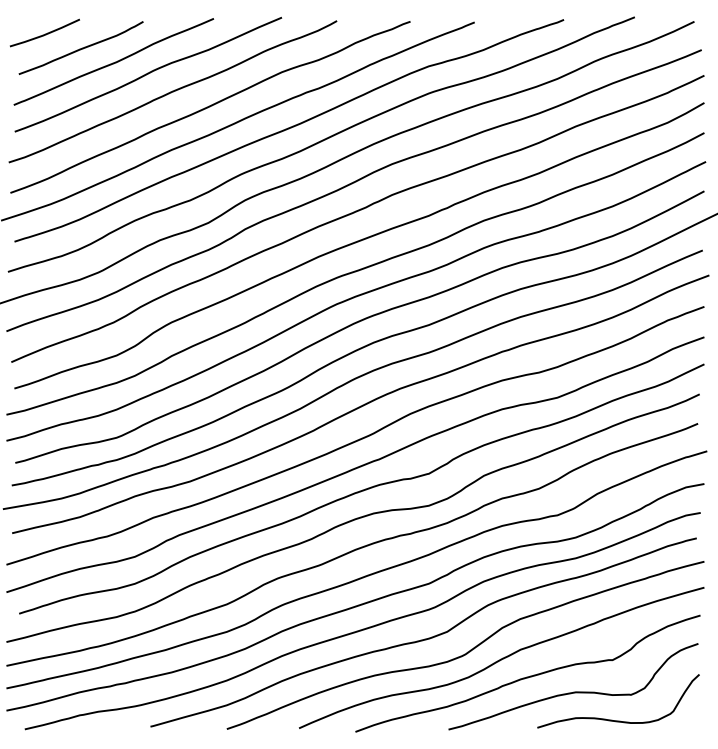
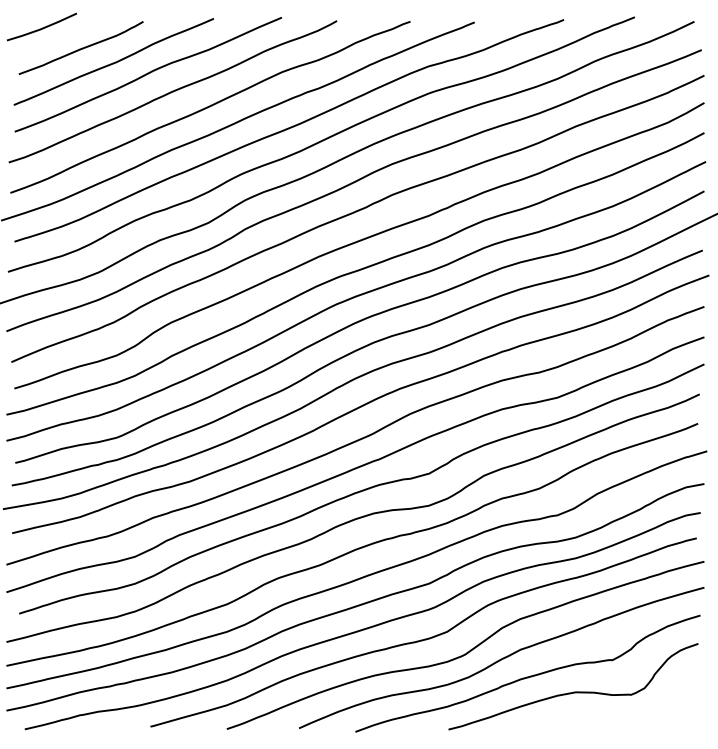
line position: (45, 33) -> (42, 27) (42, 27)
curve: present -> none (612, 719)
